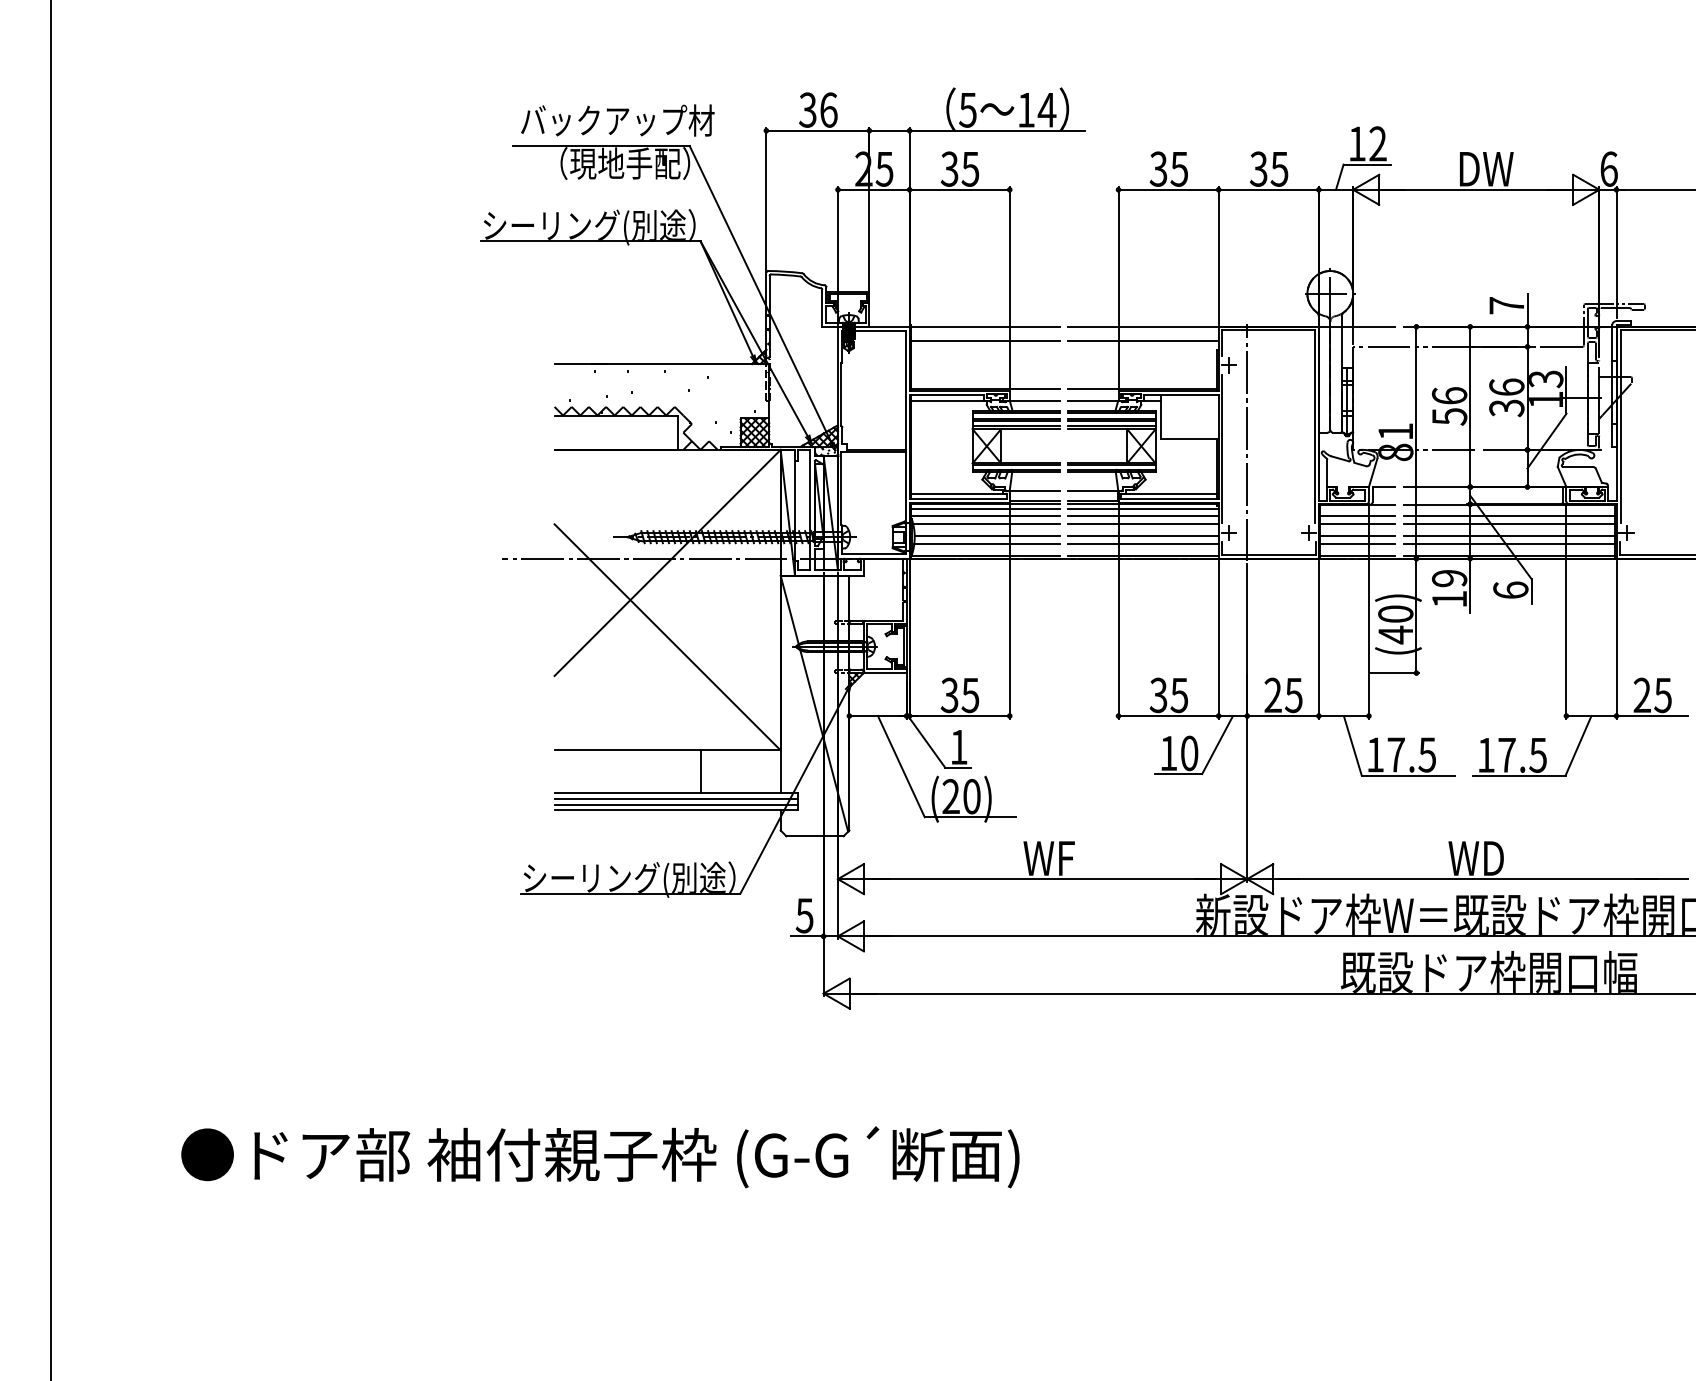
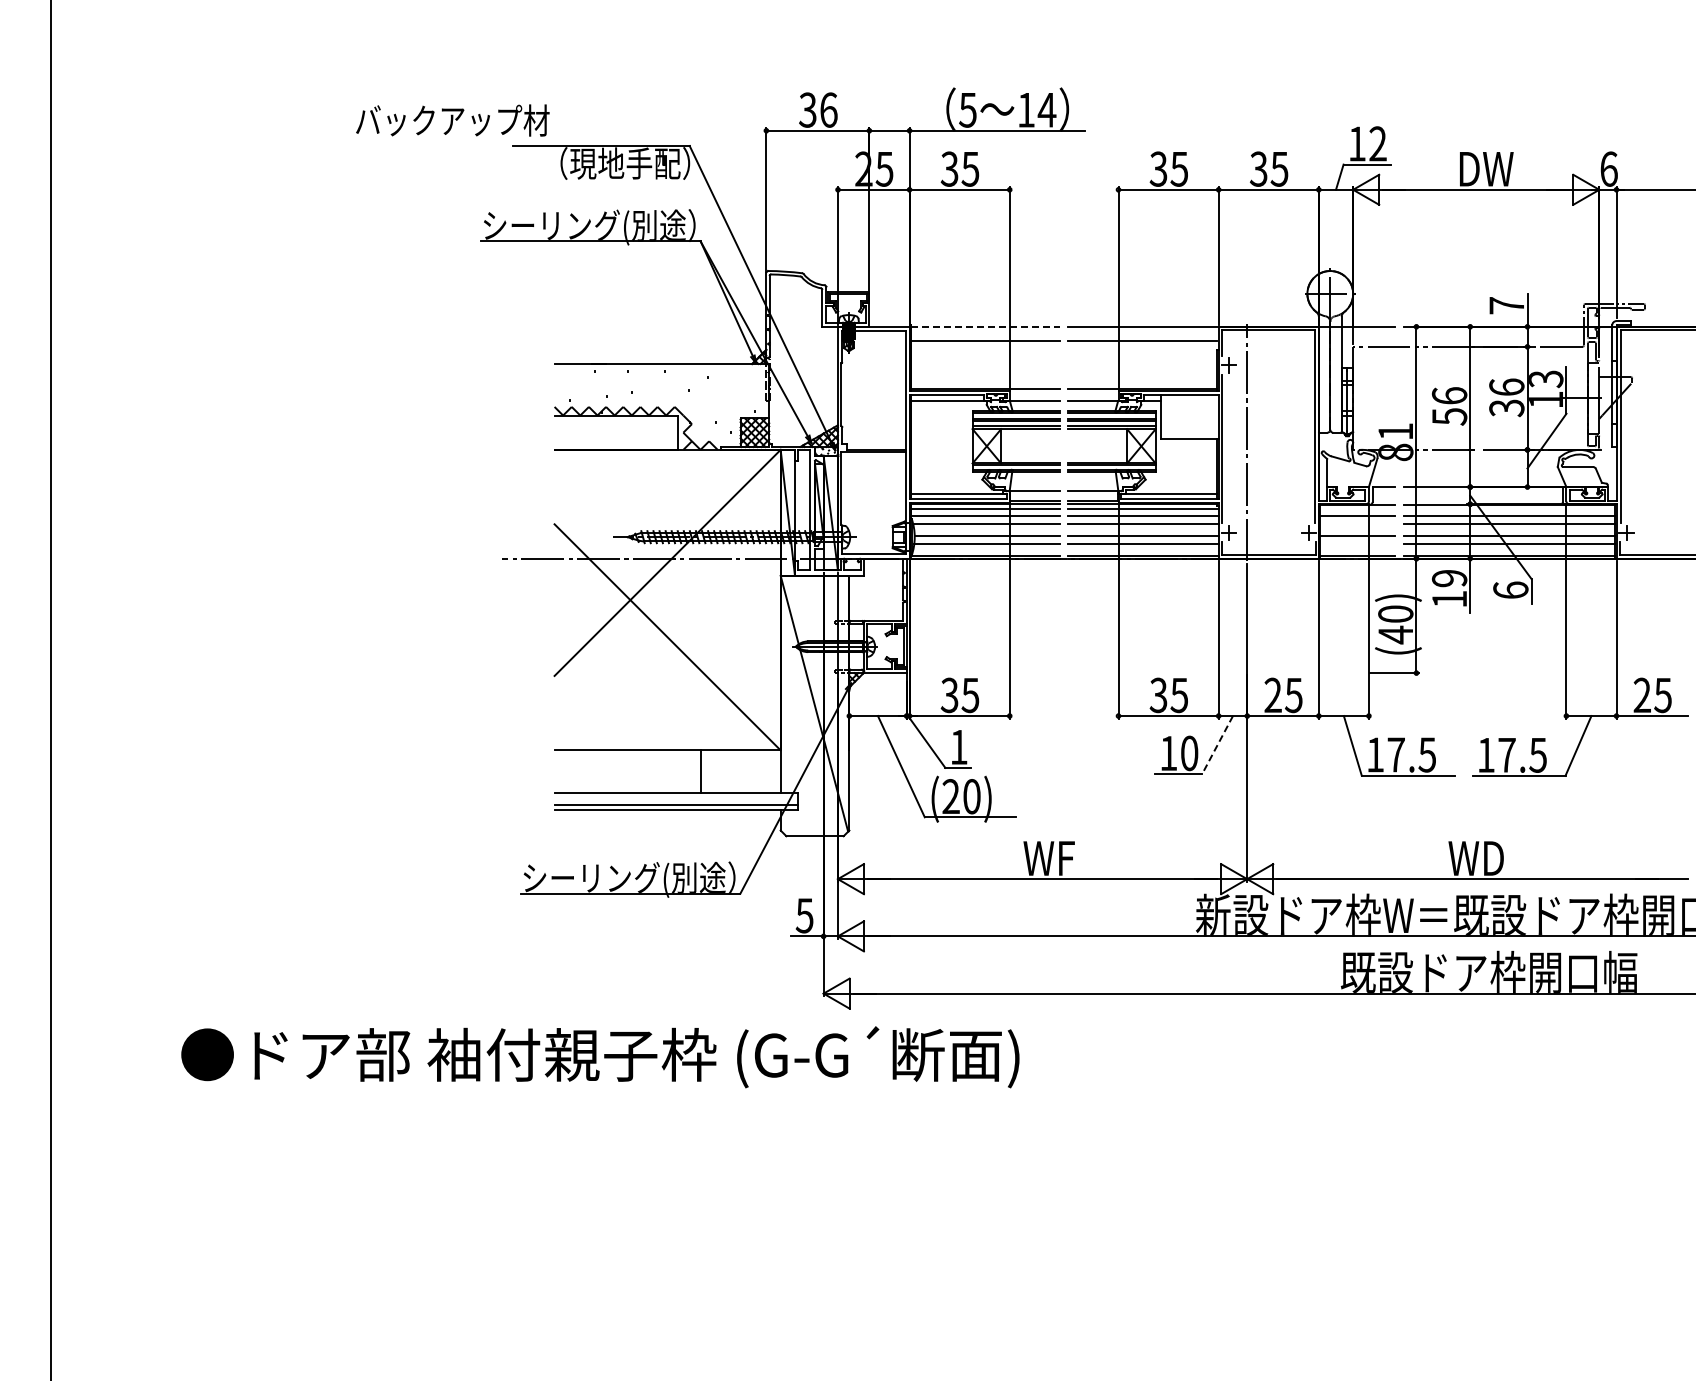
text position: (617, 120) -> (452, 120) (452, 120)
line: solid -> dashed (985, 326)
line: present -> none (1357, 524)
line: present -> none (1357, 544)
line: solid -> dashed (1217, 745)
line: present -> none (675, 799)
text position: (600, 1157) -> (600, 1057) (600, 1057)
